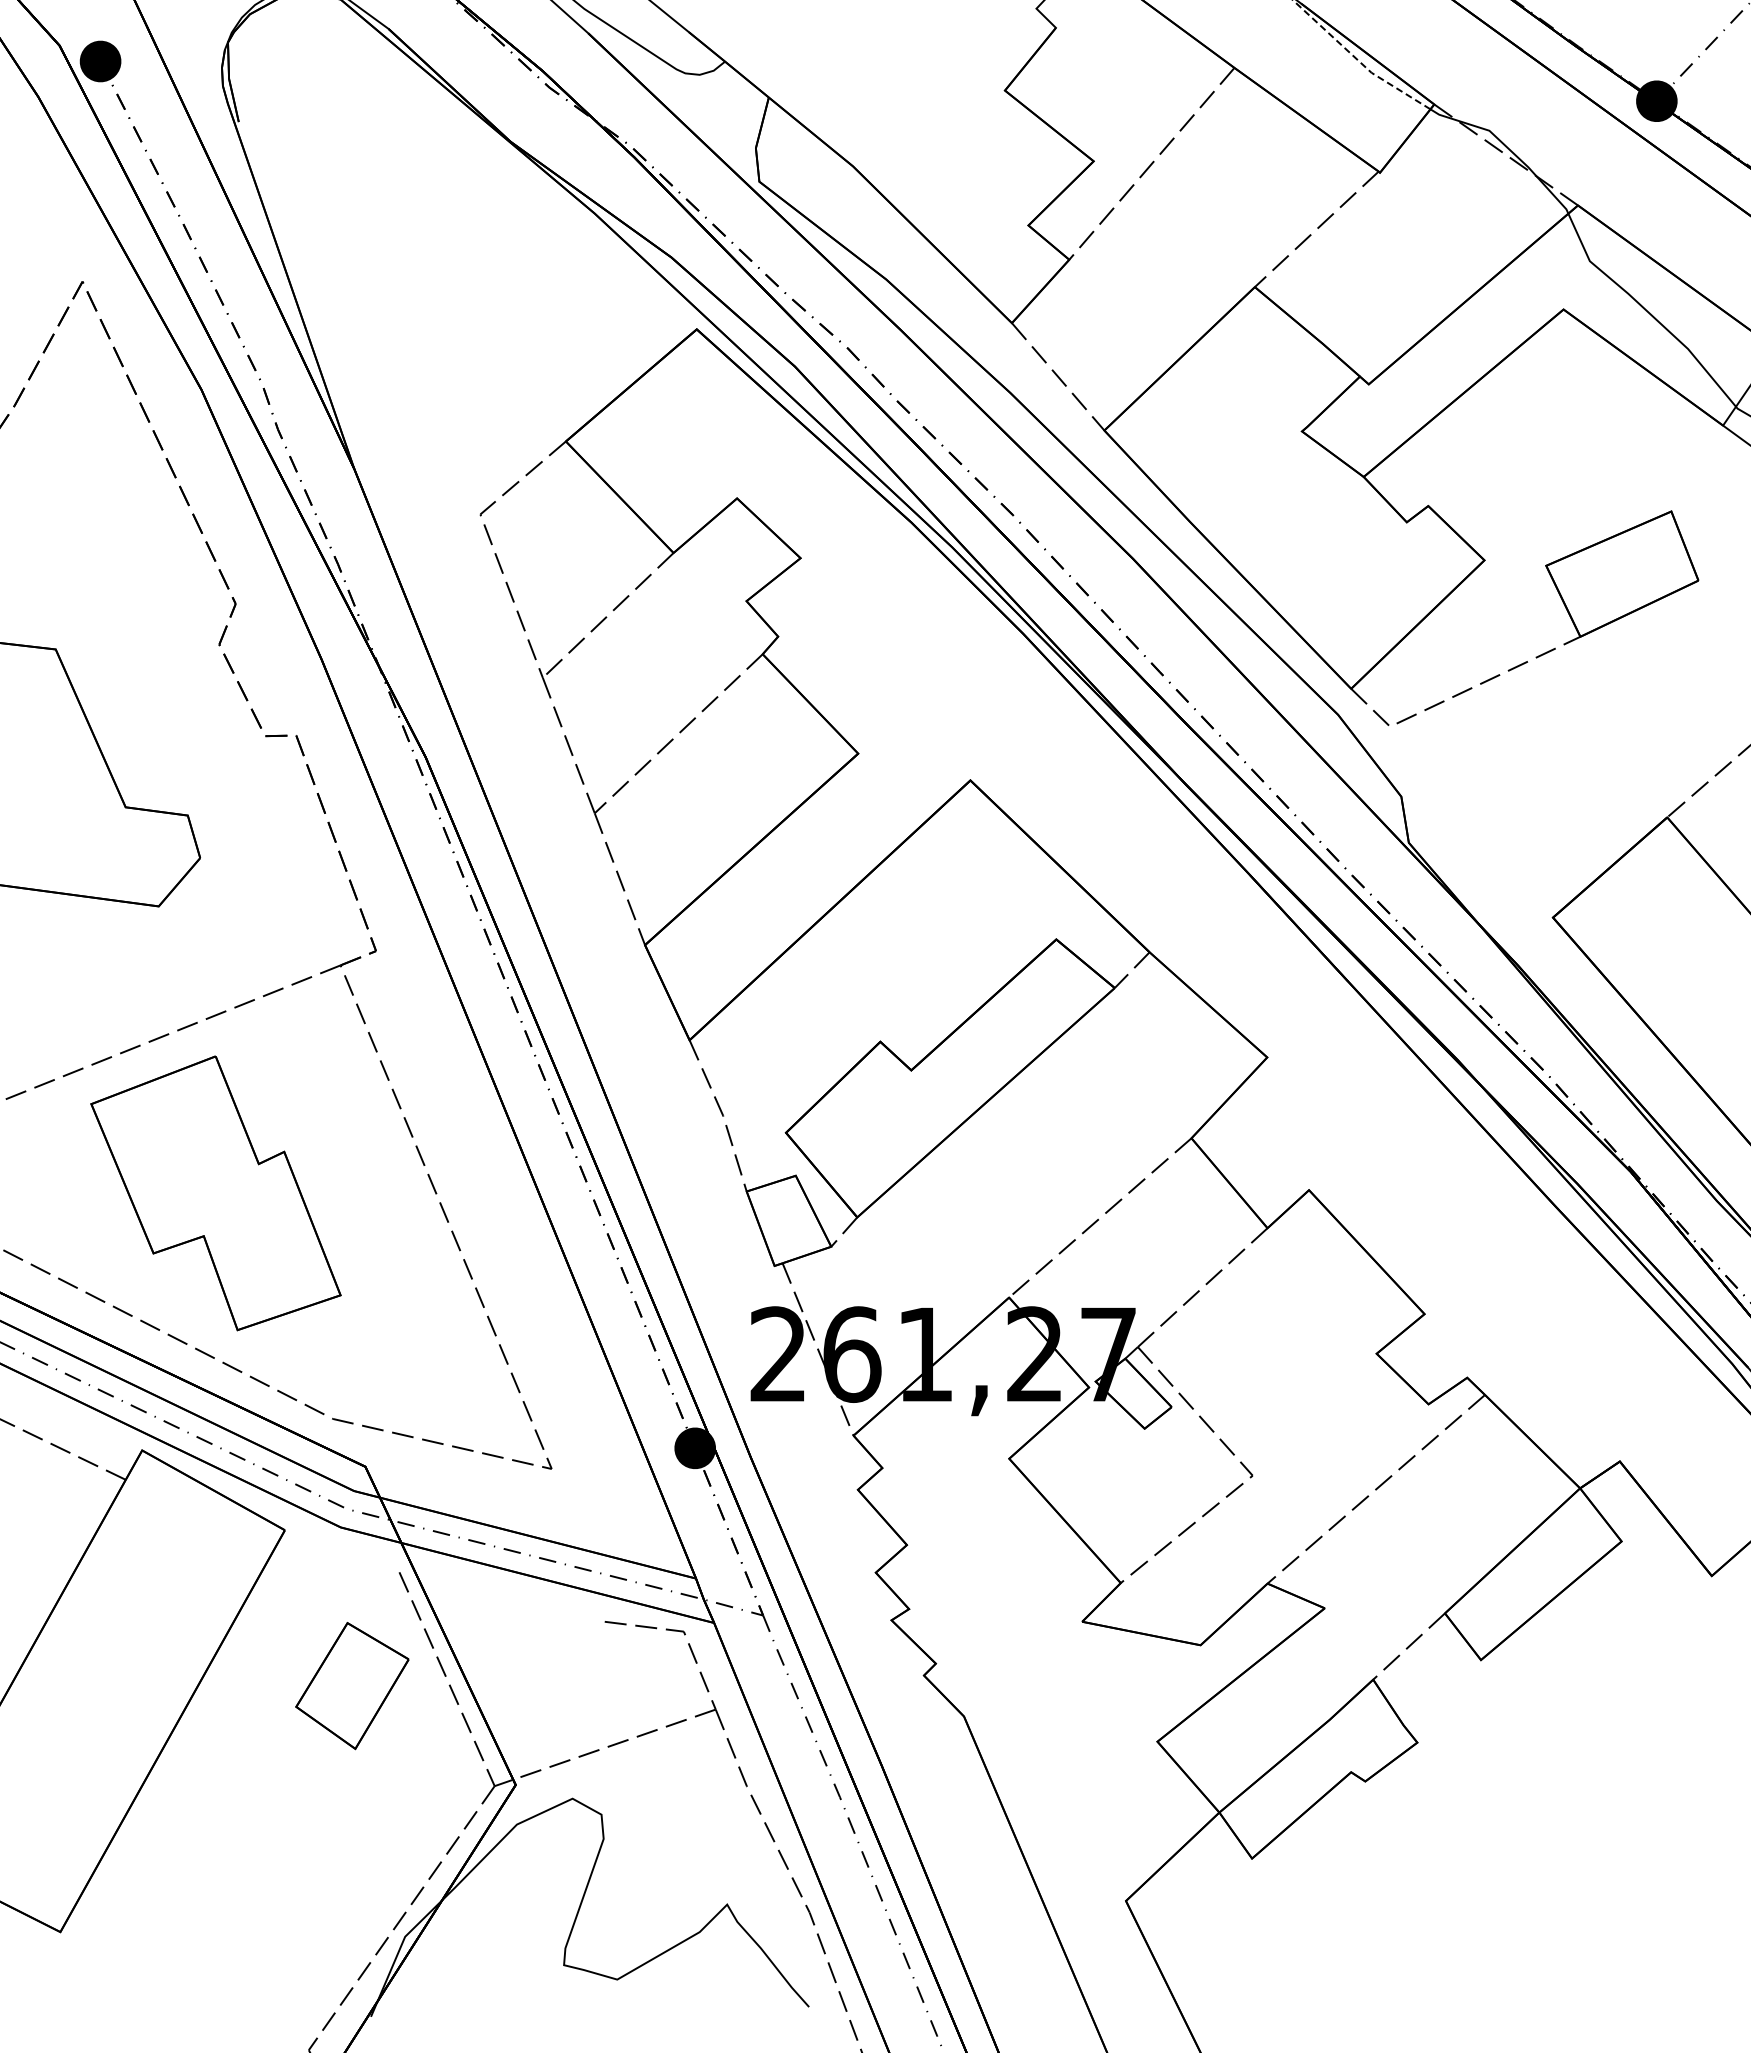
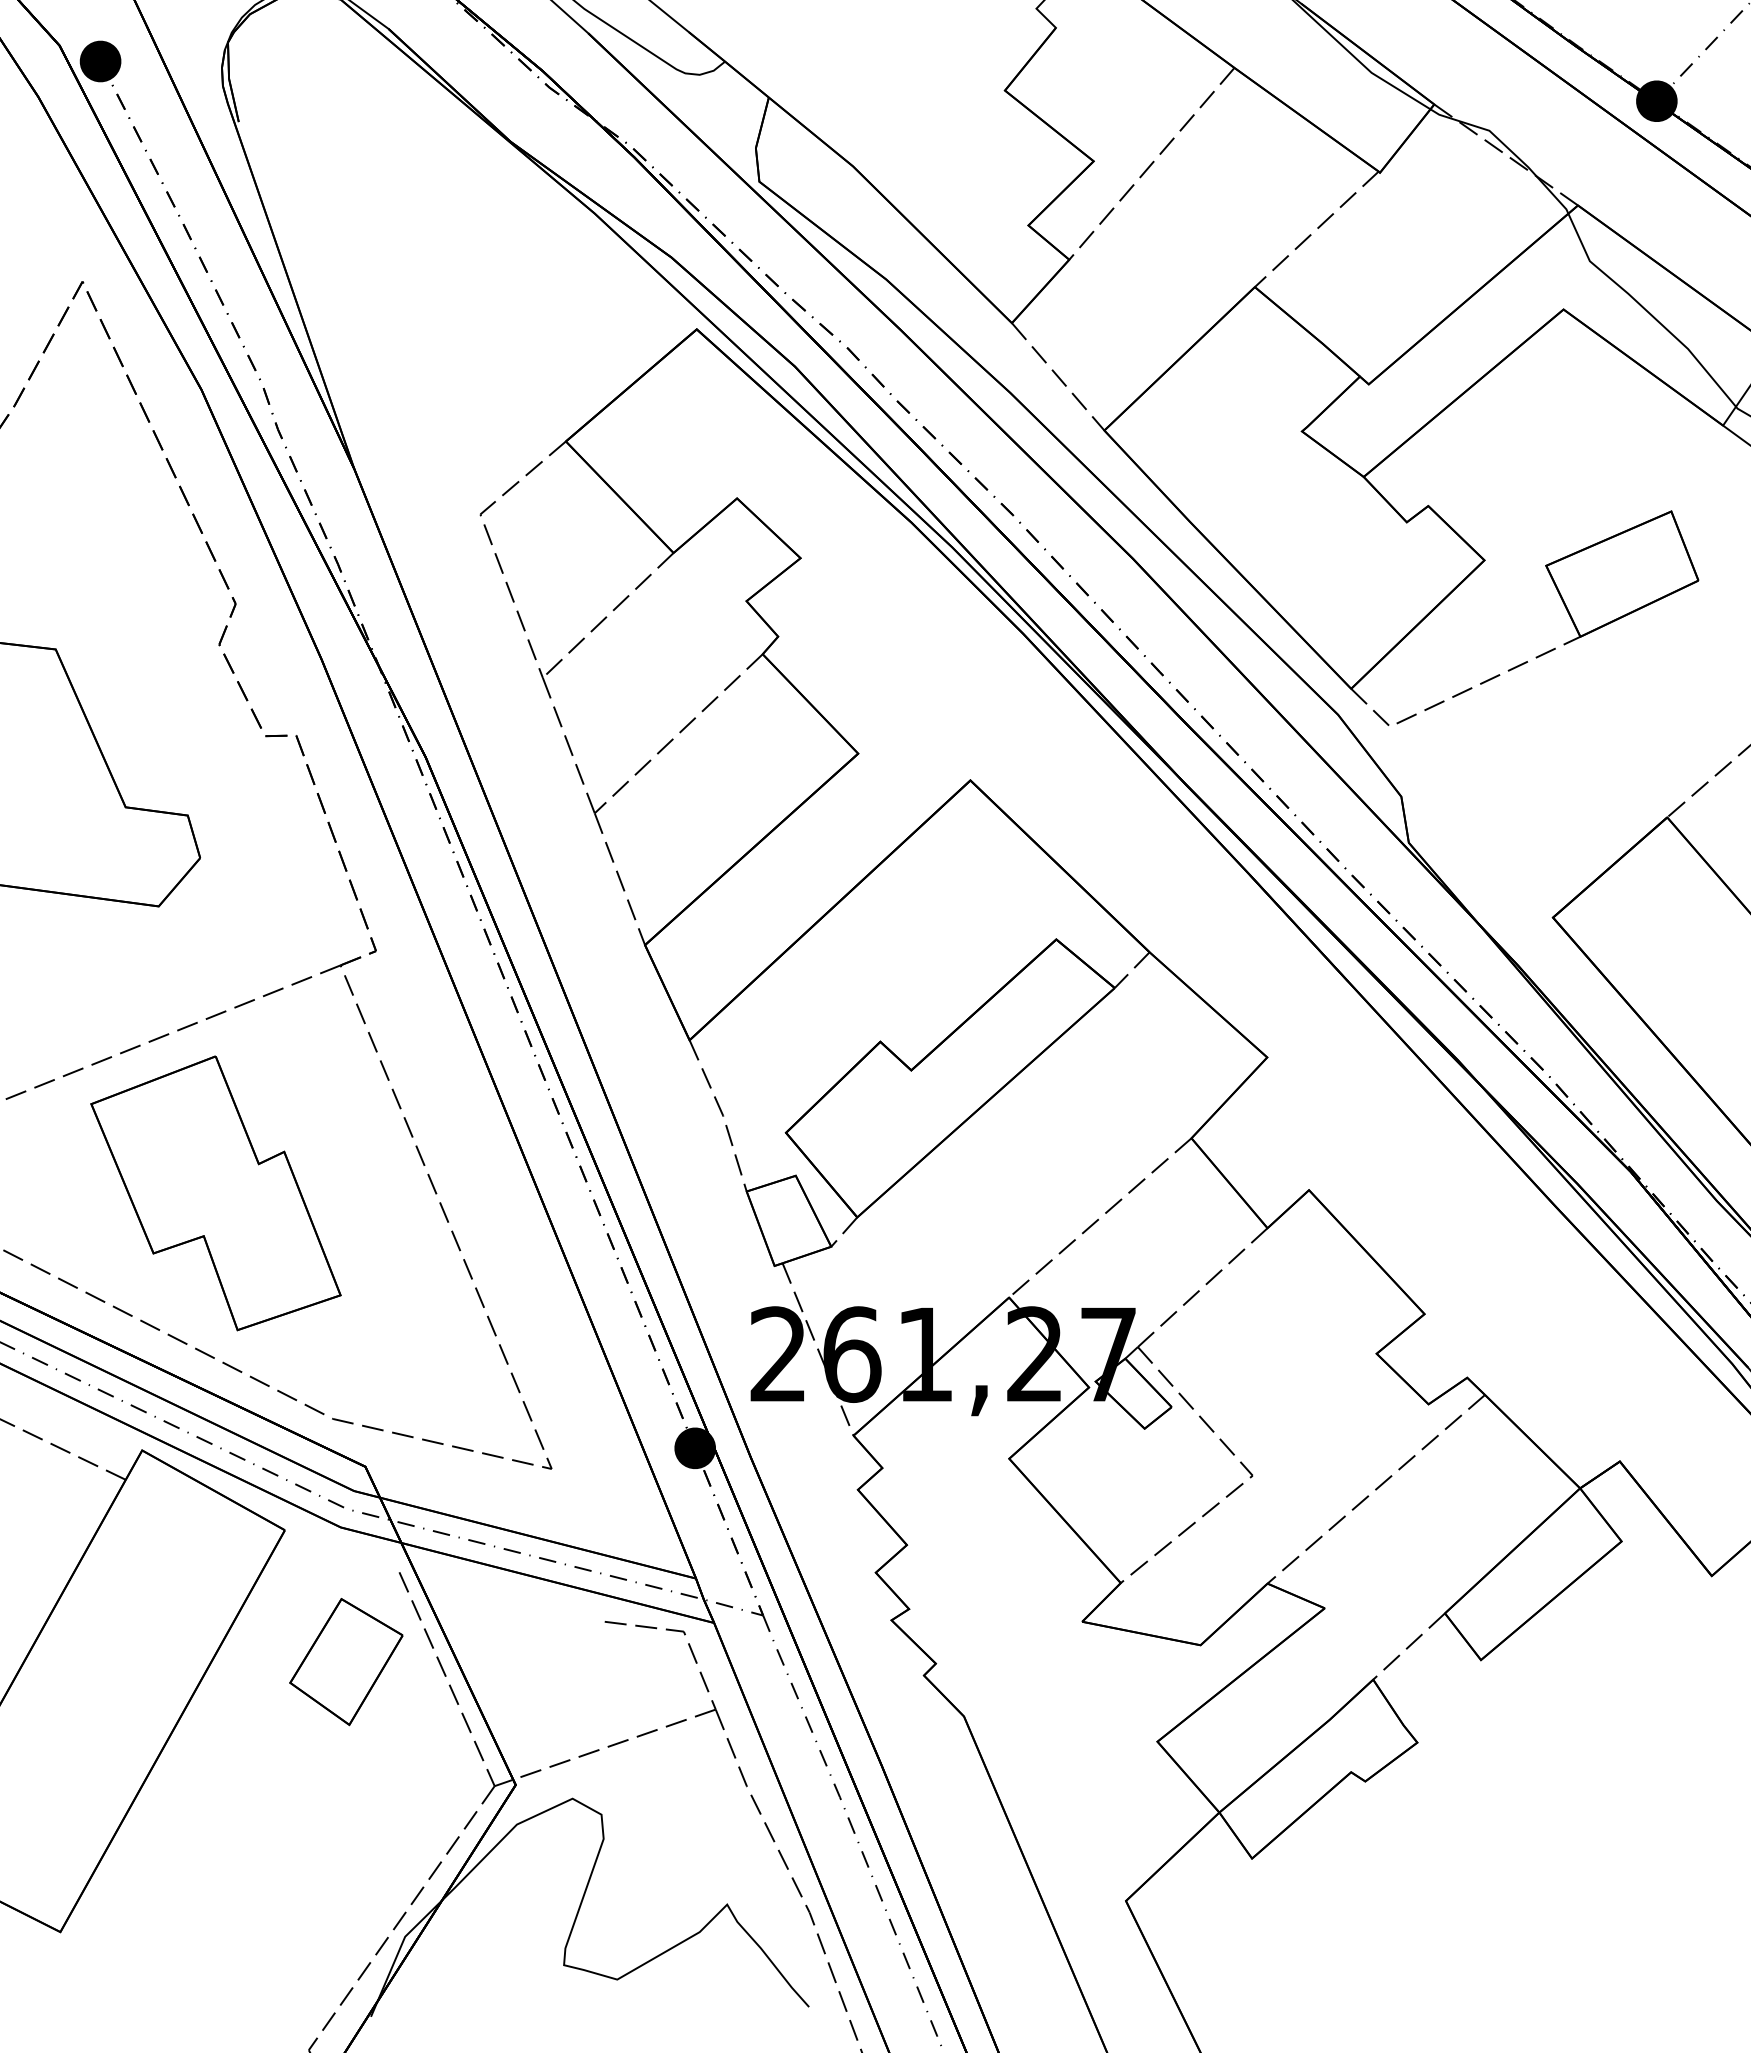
line: dashed -> solid (1358, 60)
part position: (352, 1686) -> (346, 1662) (346, 1662)
